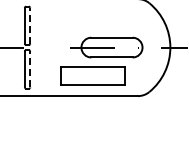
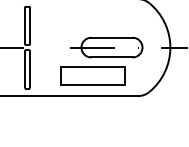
line: dashed -> solid (30, 25)
line: dashed -> solid (30, 68)
